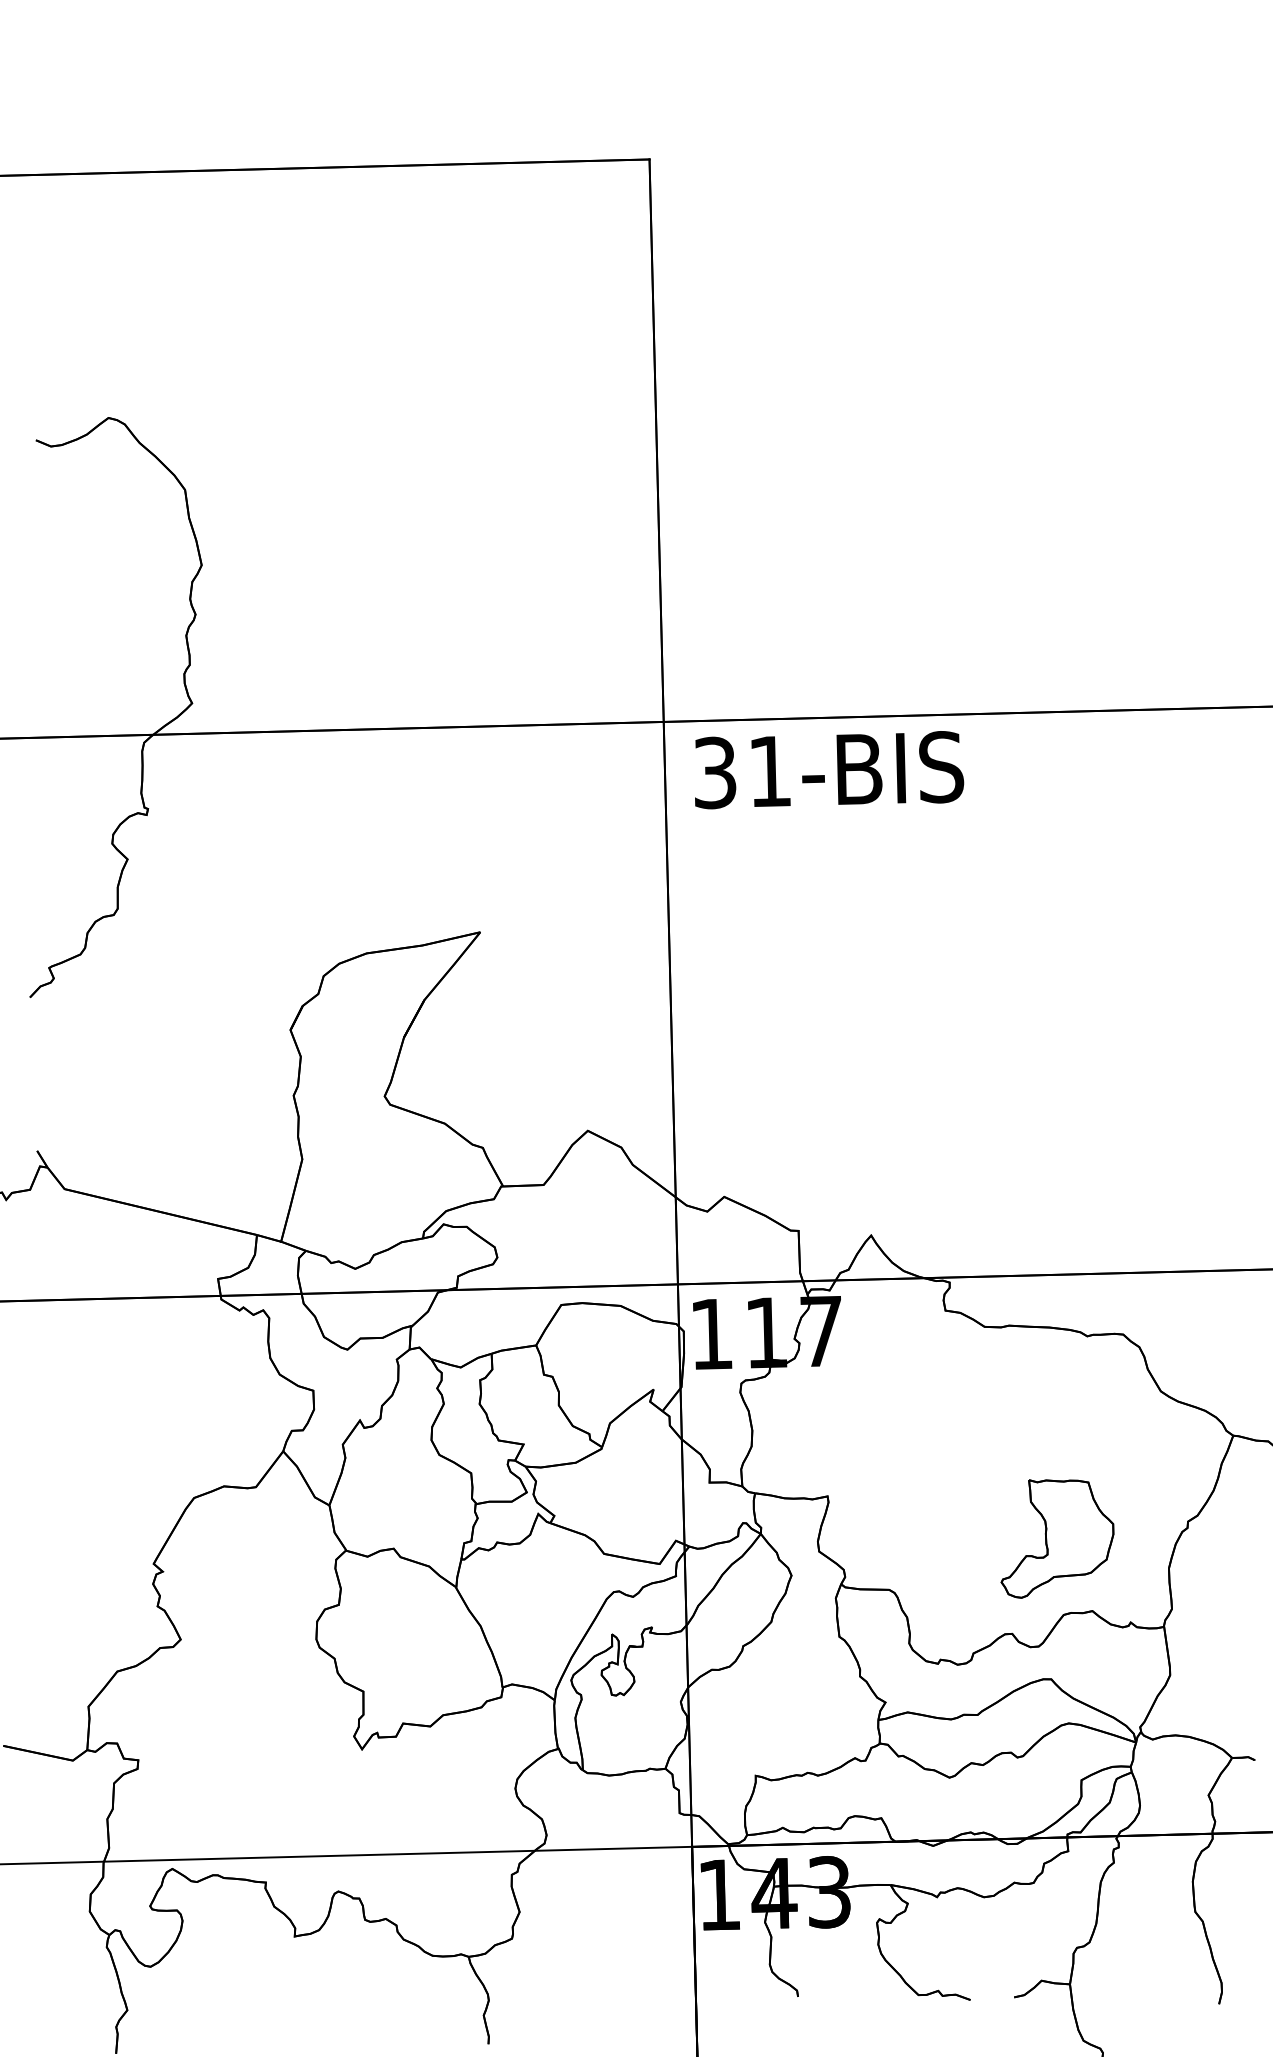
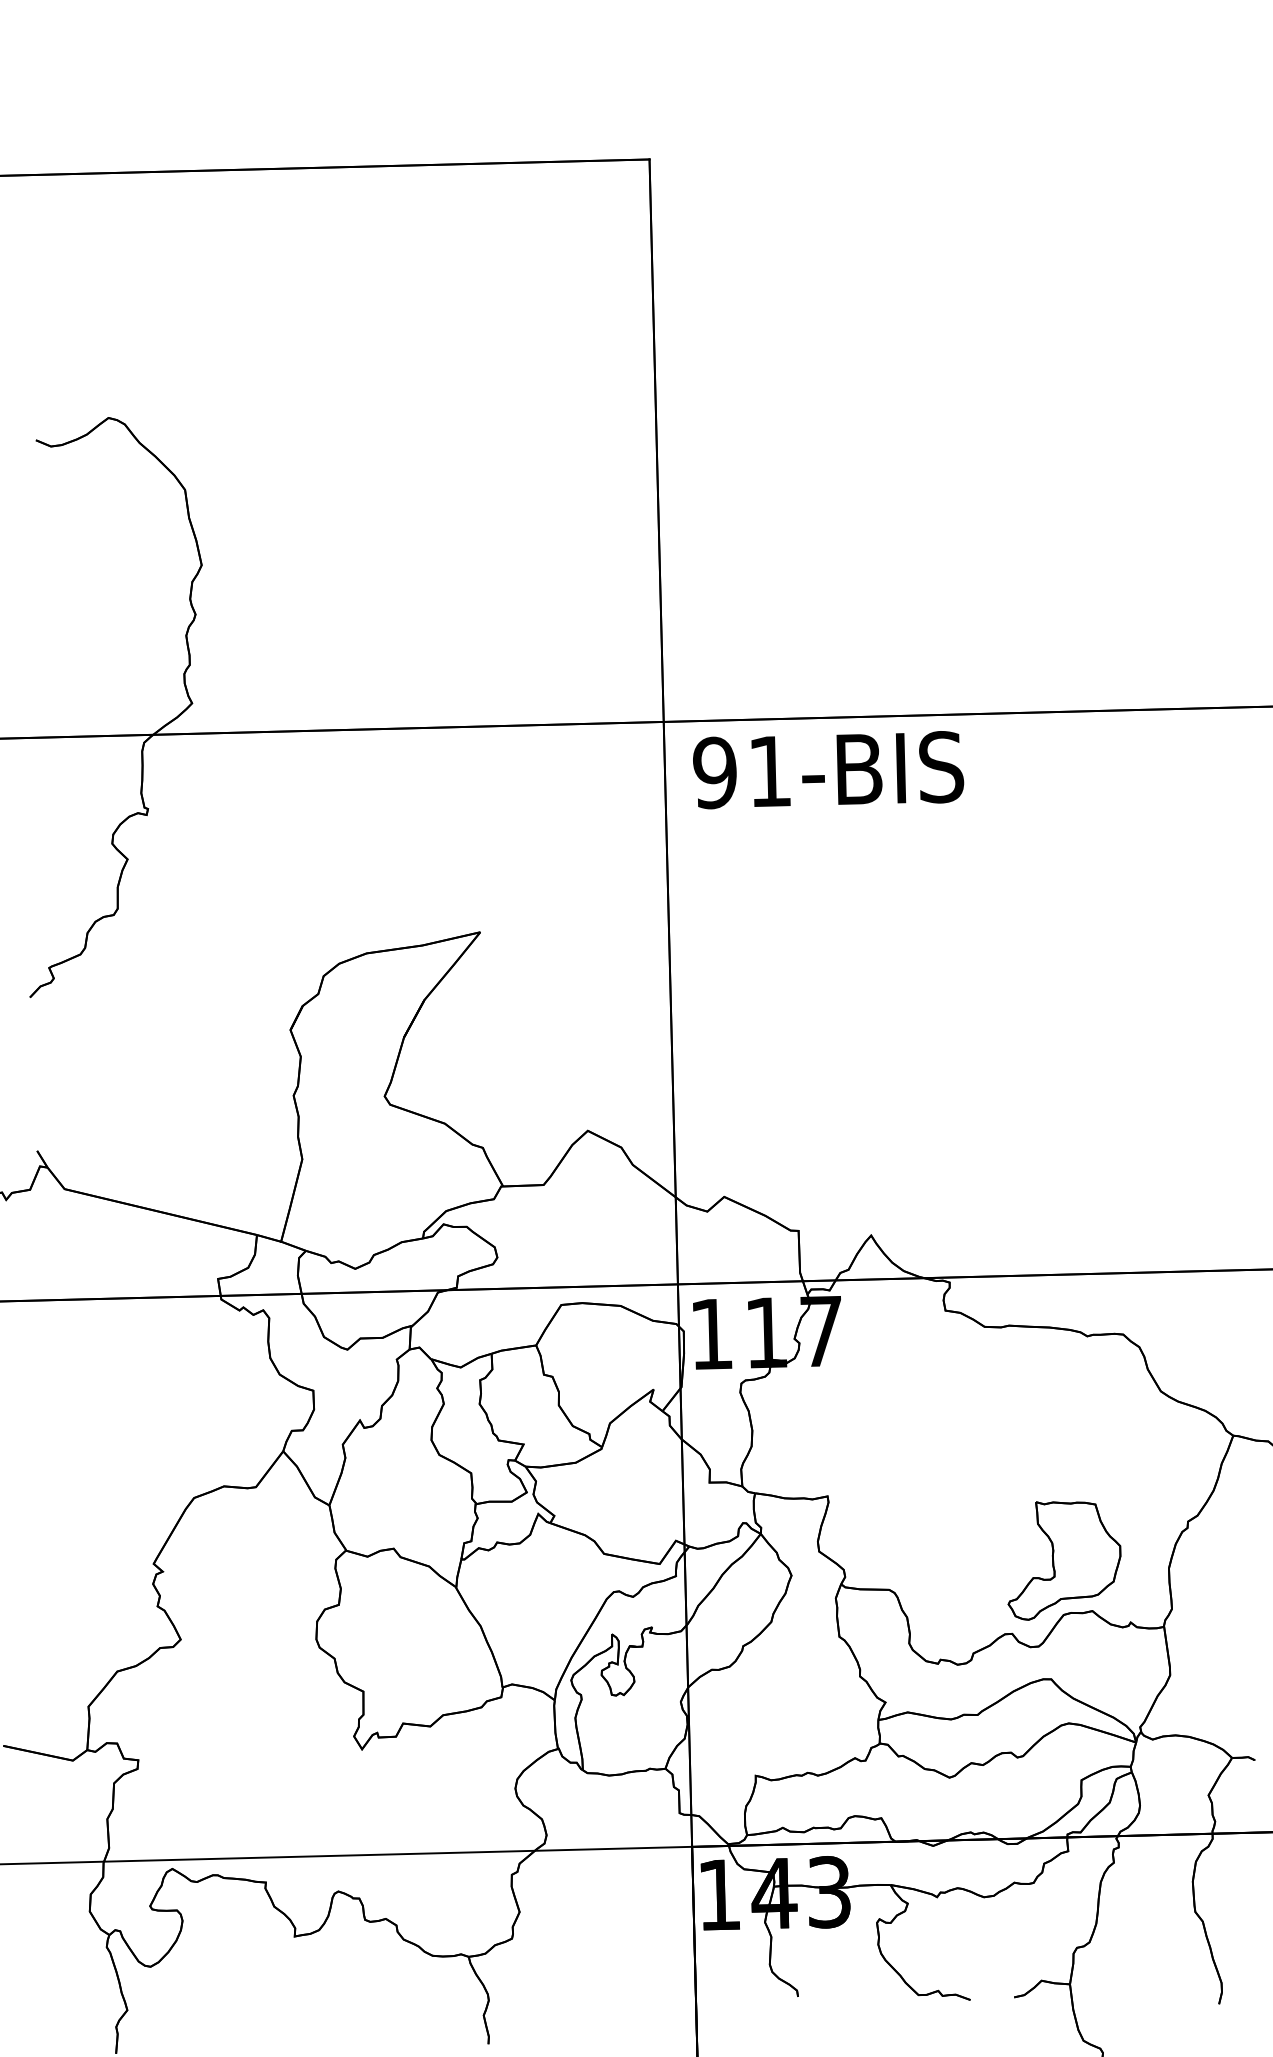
text: 31-BIS -> 91-BIS (714, 772)
part position: (1057, 1538) -> (1064, 1560) (1064, 1560)
